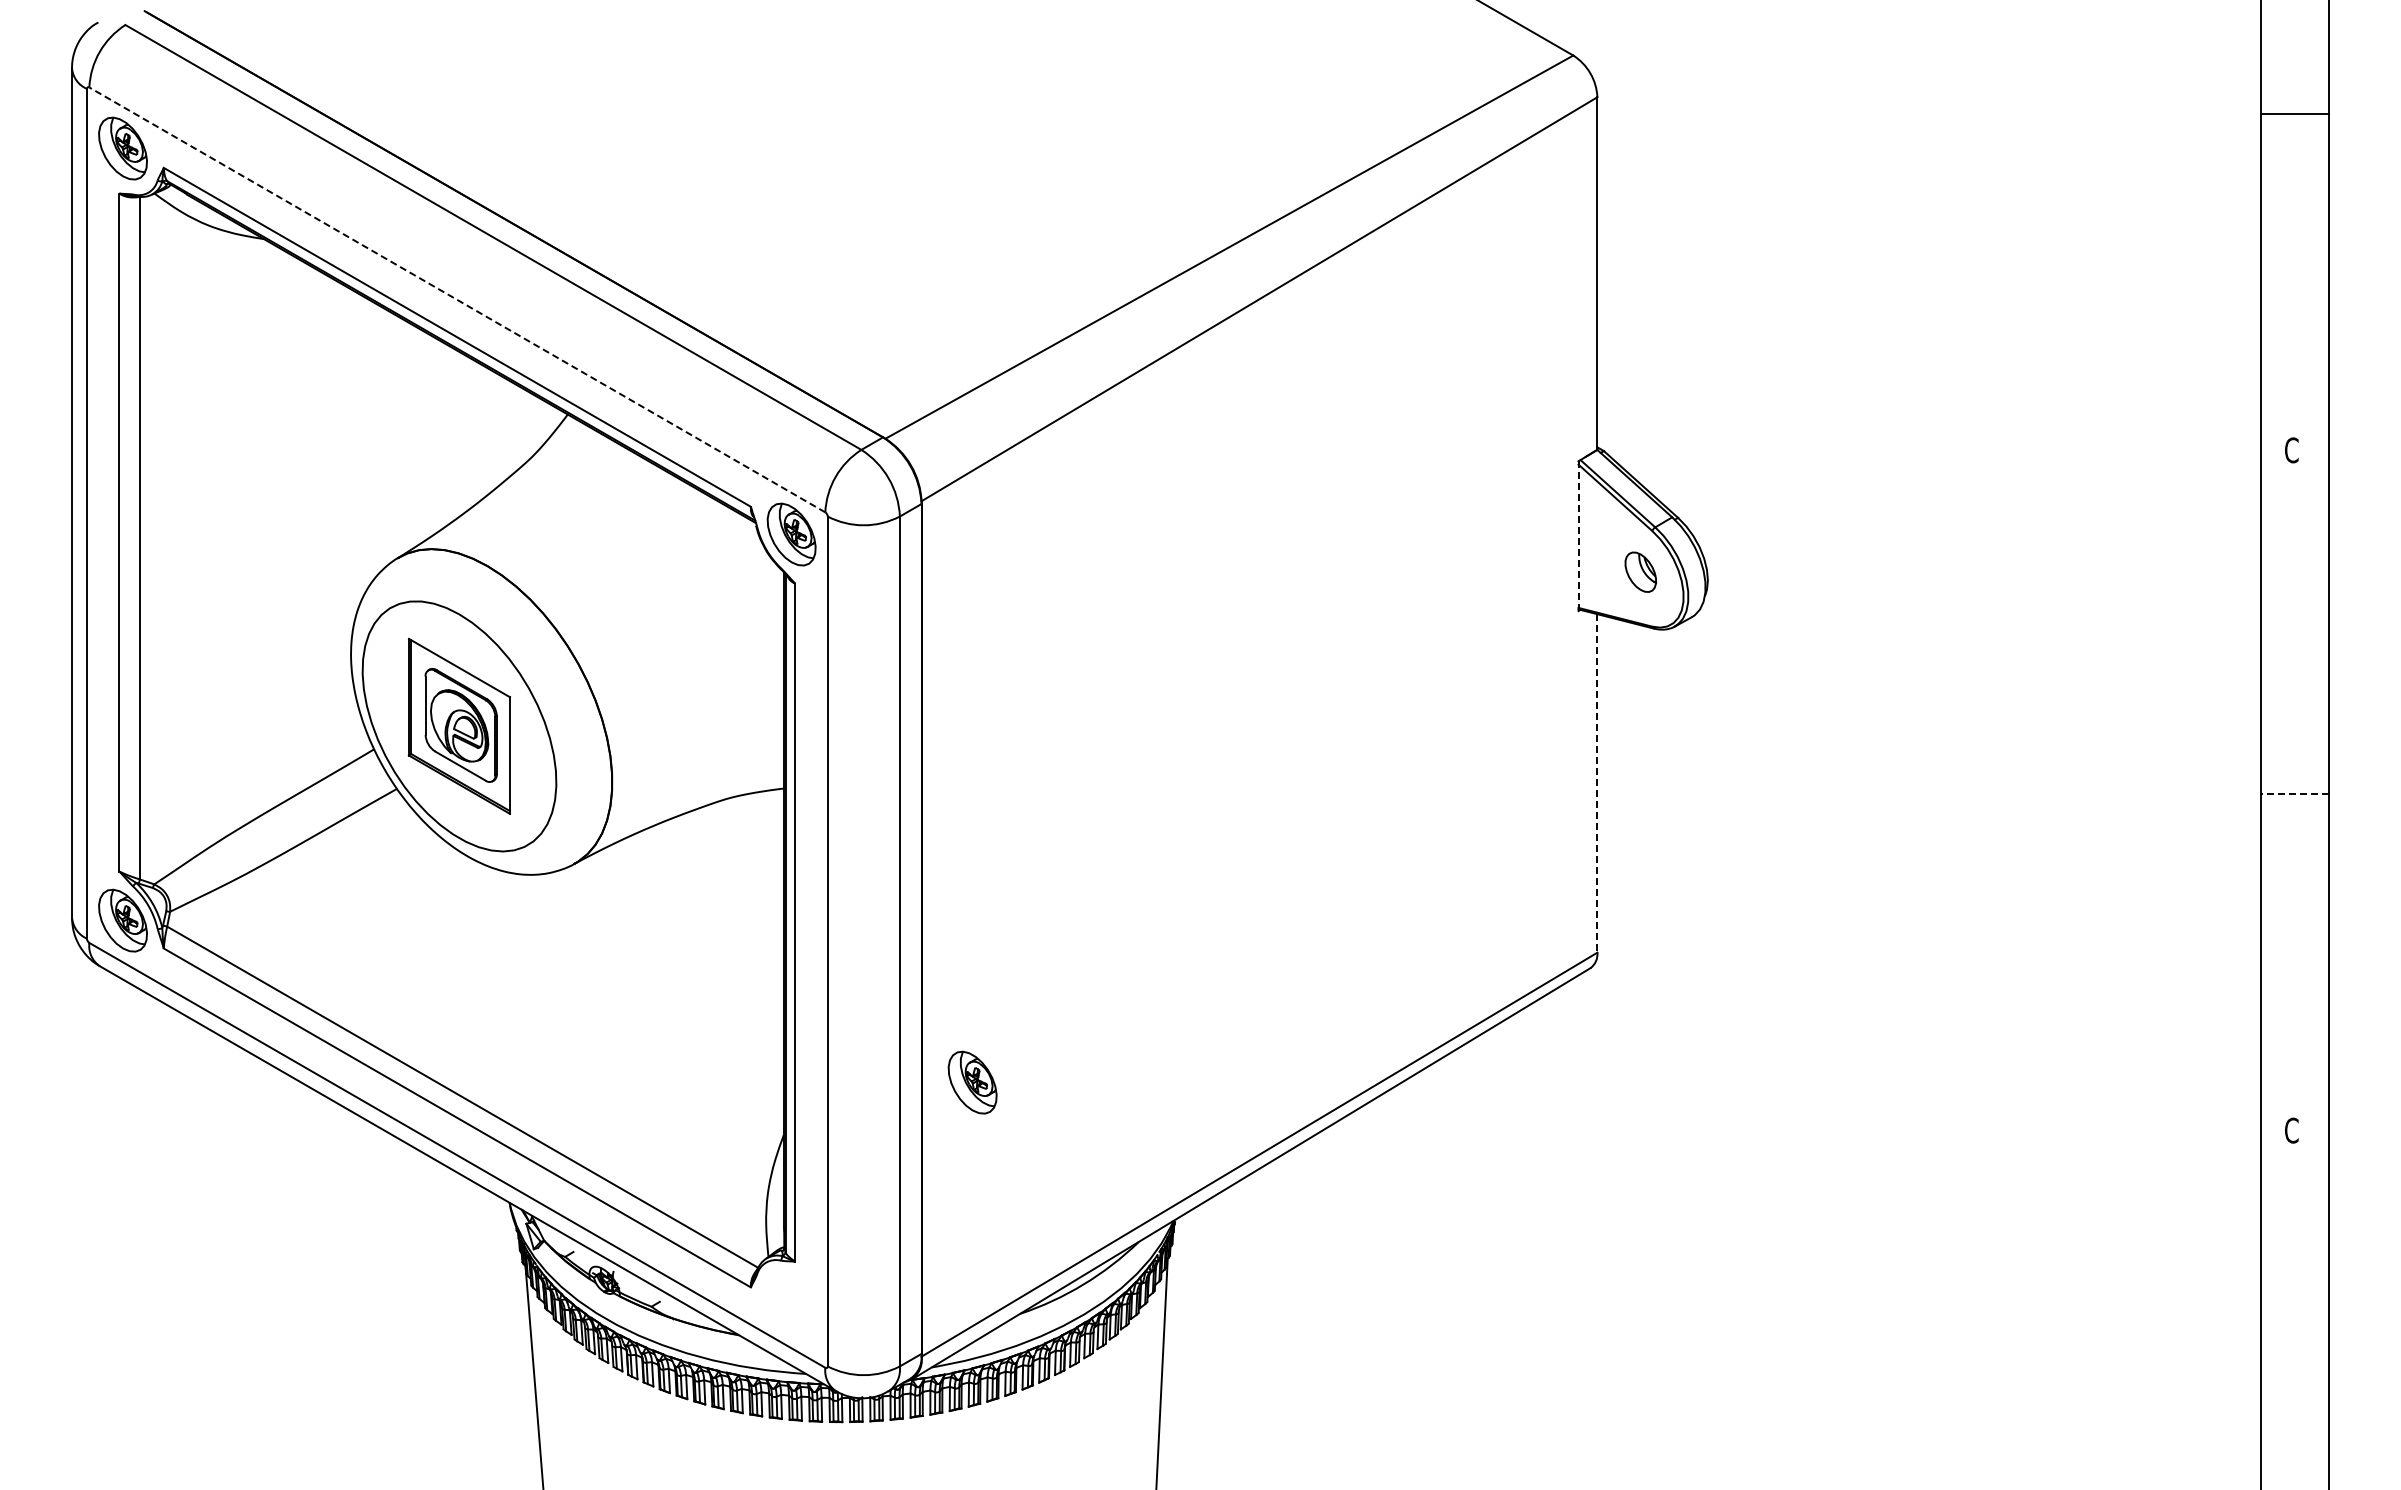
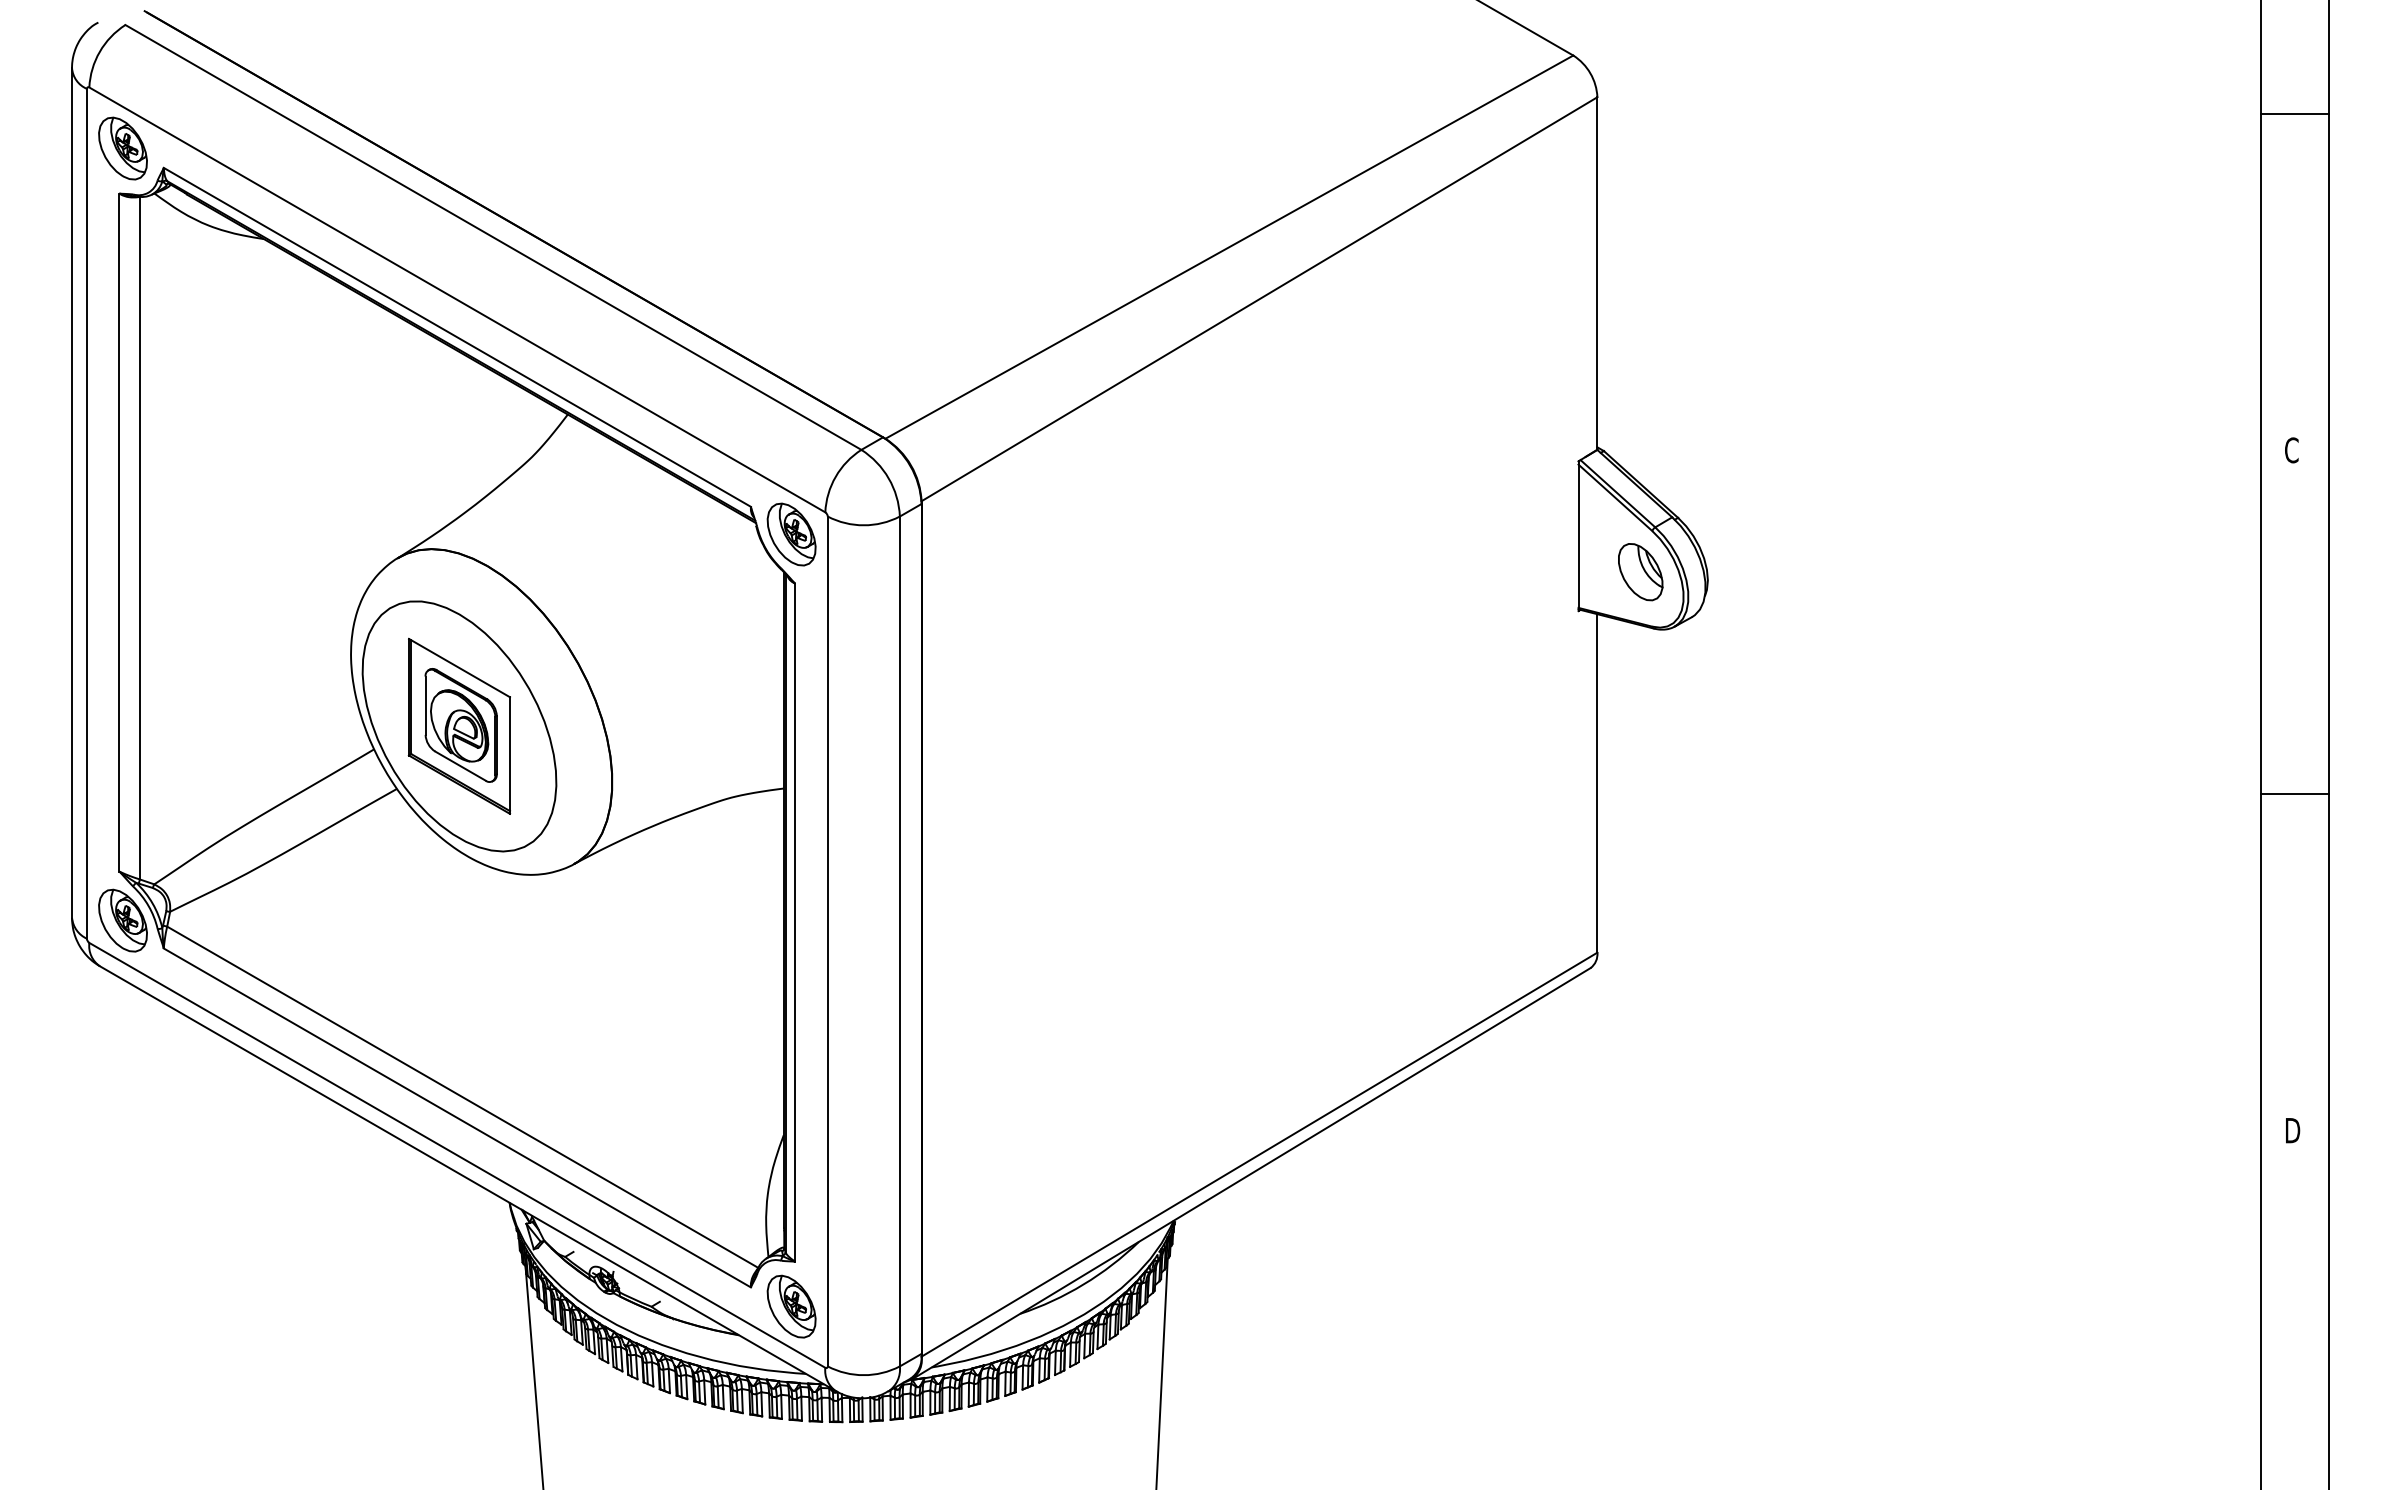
line: dashed -> solid (457, 299)
line: dashed -> solid (1578, 536)
part size: 34x42 px -> 46x59 px (1640, 572)
line: dashed -> solid (1597, 783)
line: dashed -> solid (2294, 793)
part position: (972, 1082) -> (791, 1306) (791, 1306)
text: C -> D (2292, 1130)
